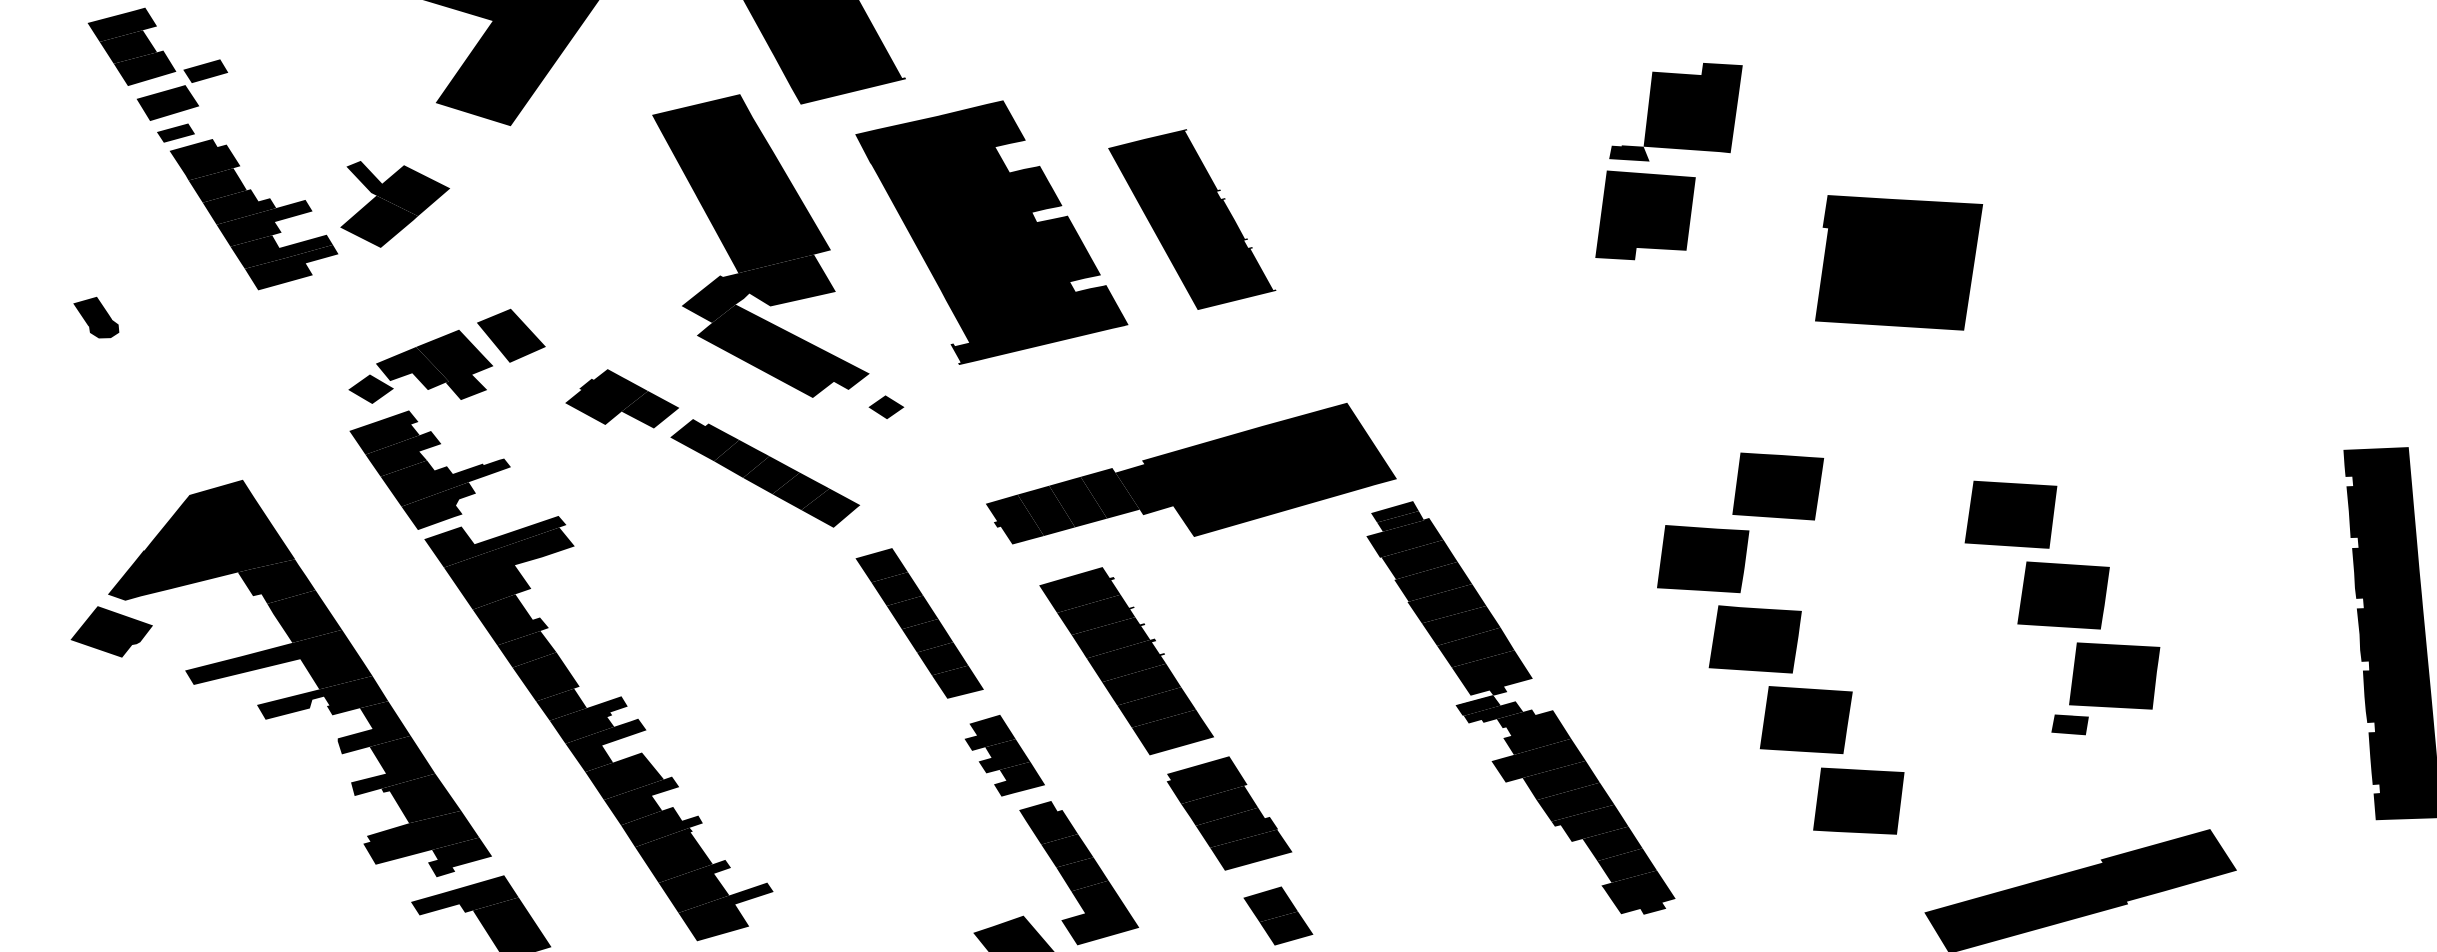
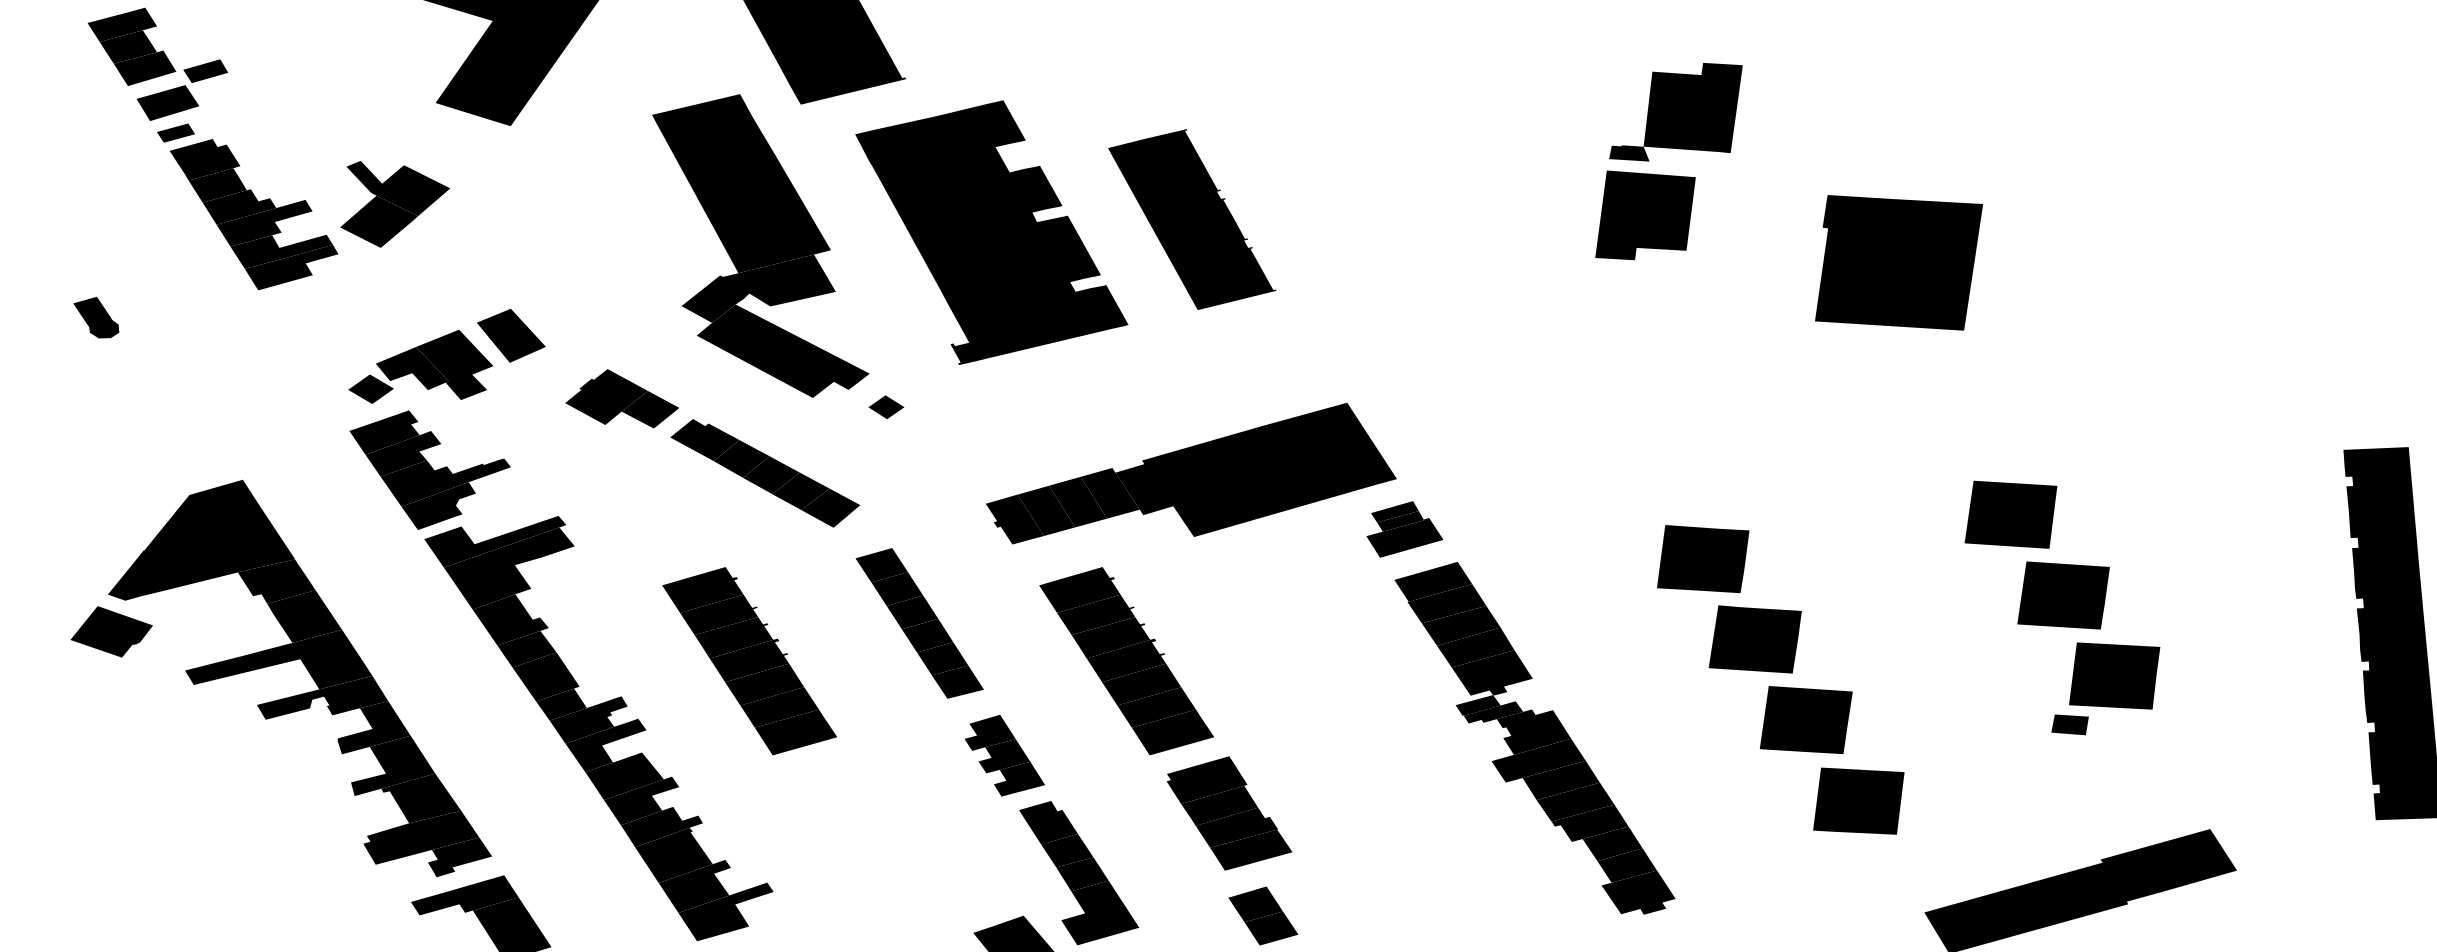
fill: present -> none (1778, 486)
fill: present -> none (1419, 559)
part: none -> present (749, 661)
part position: (1278, 915) -> (1263, 915) (1263, 915)
